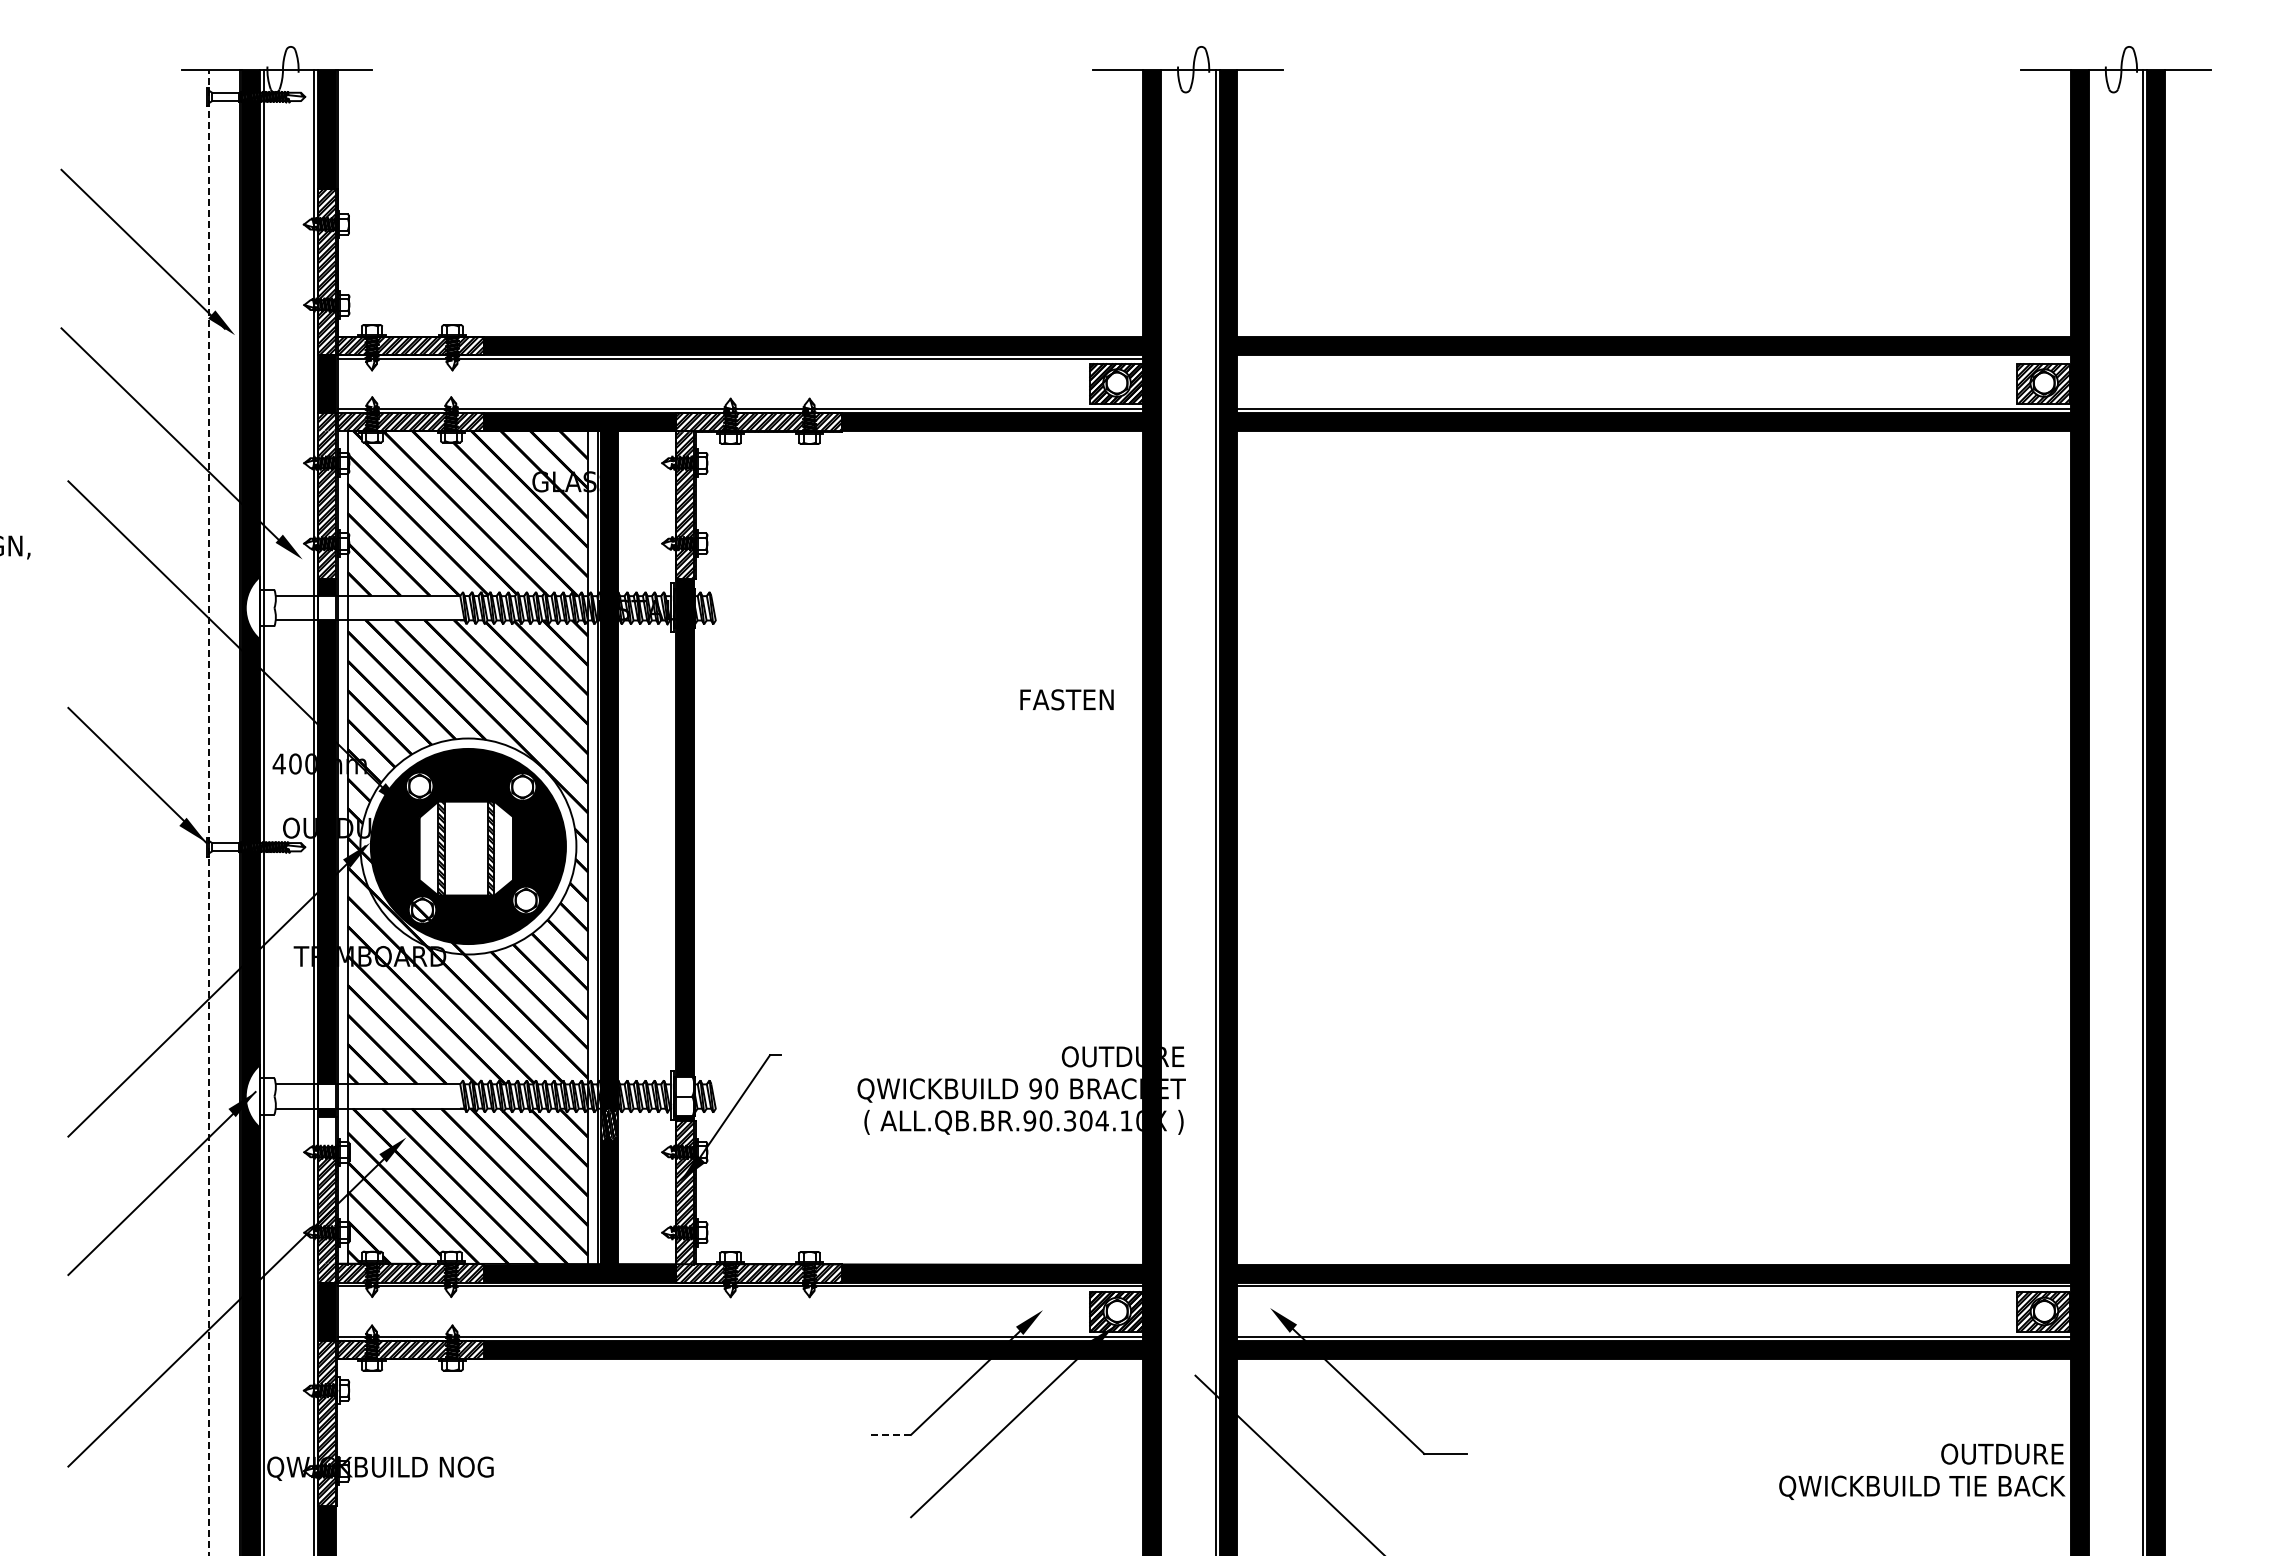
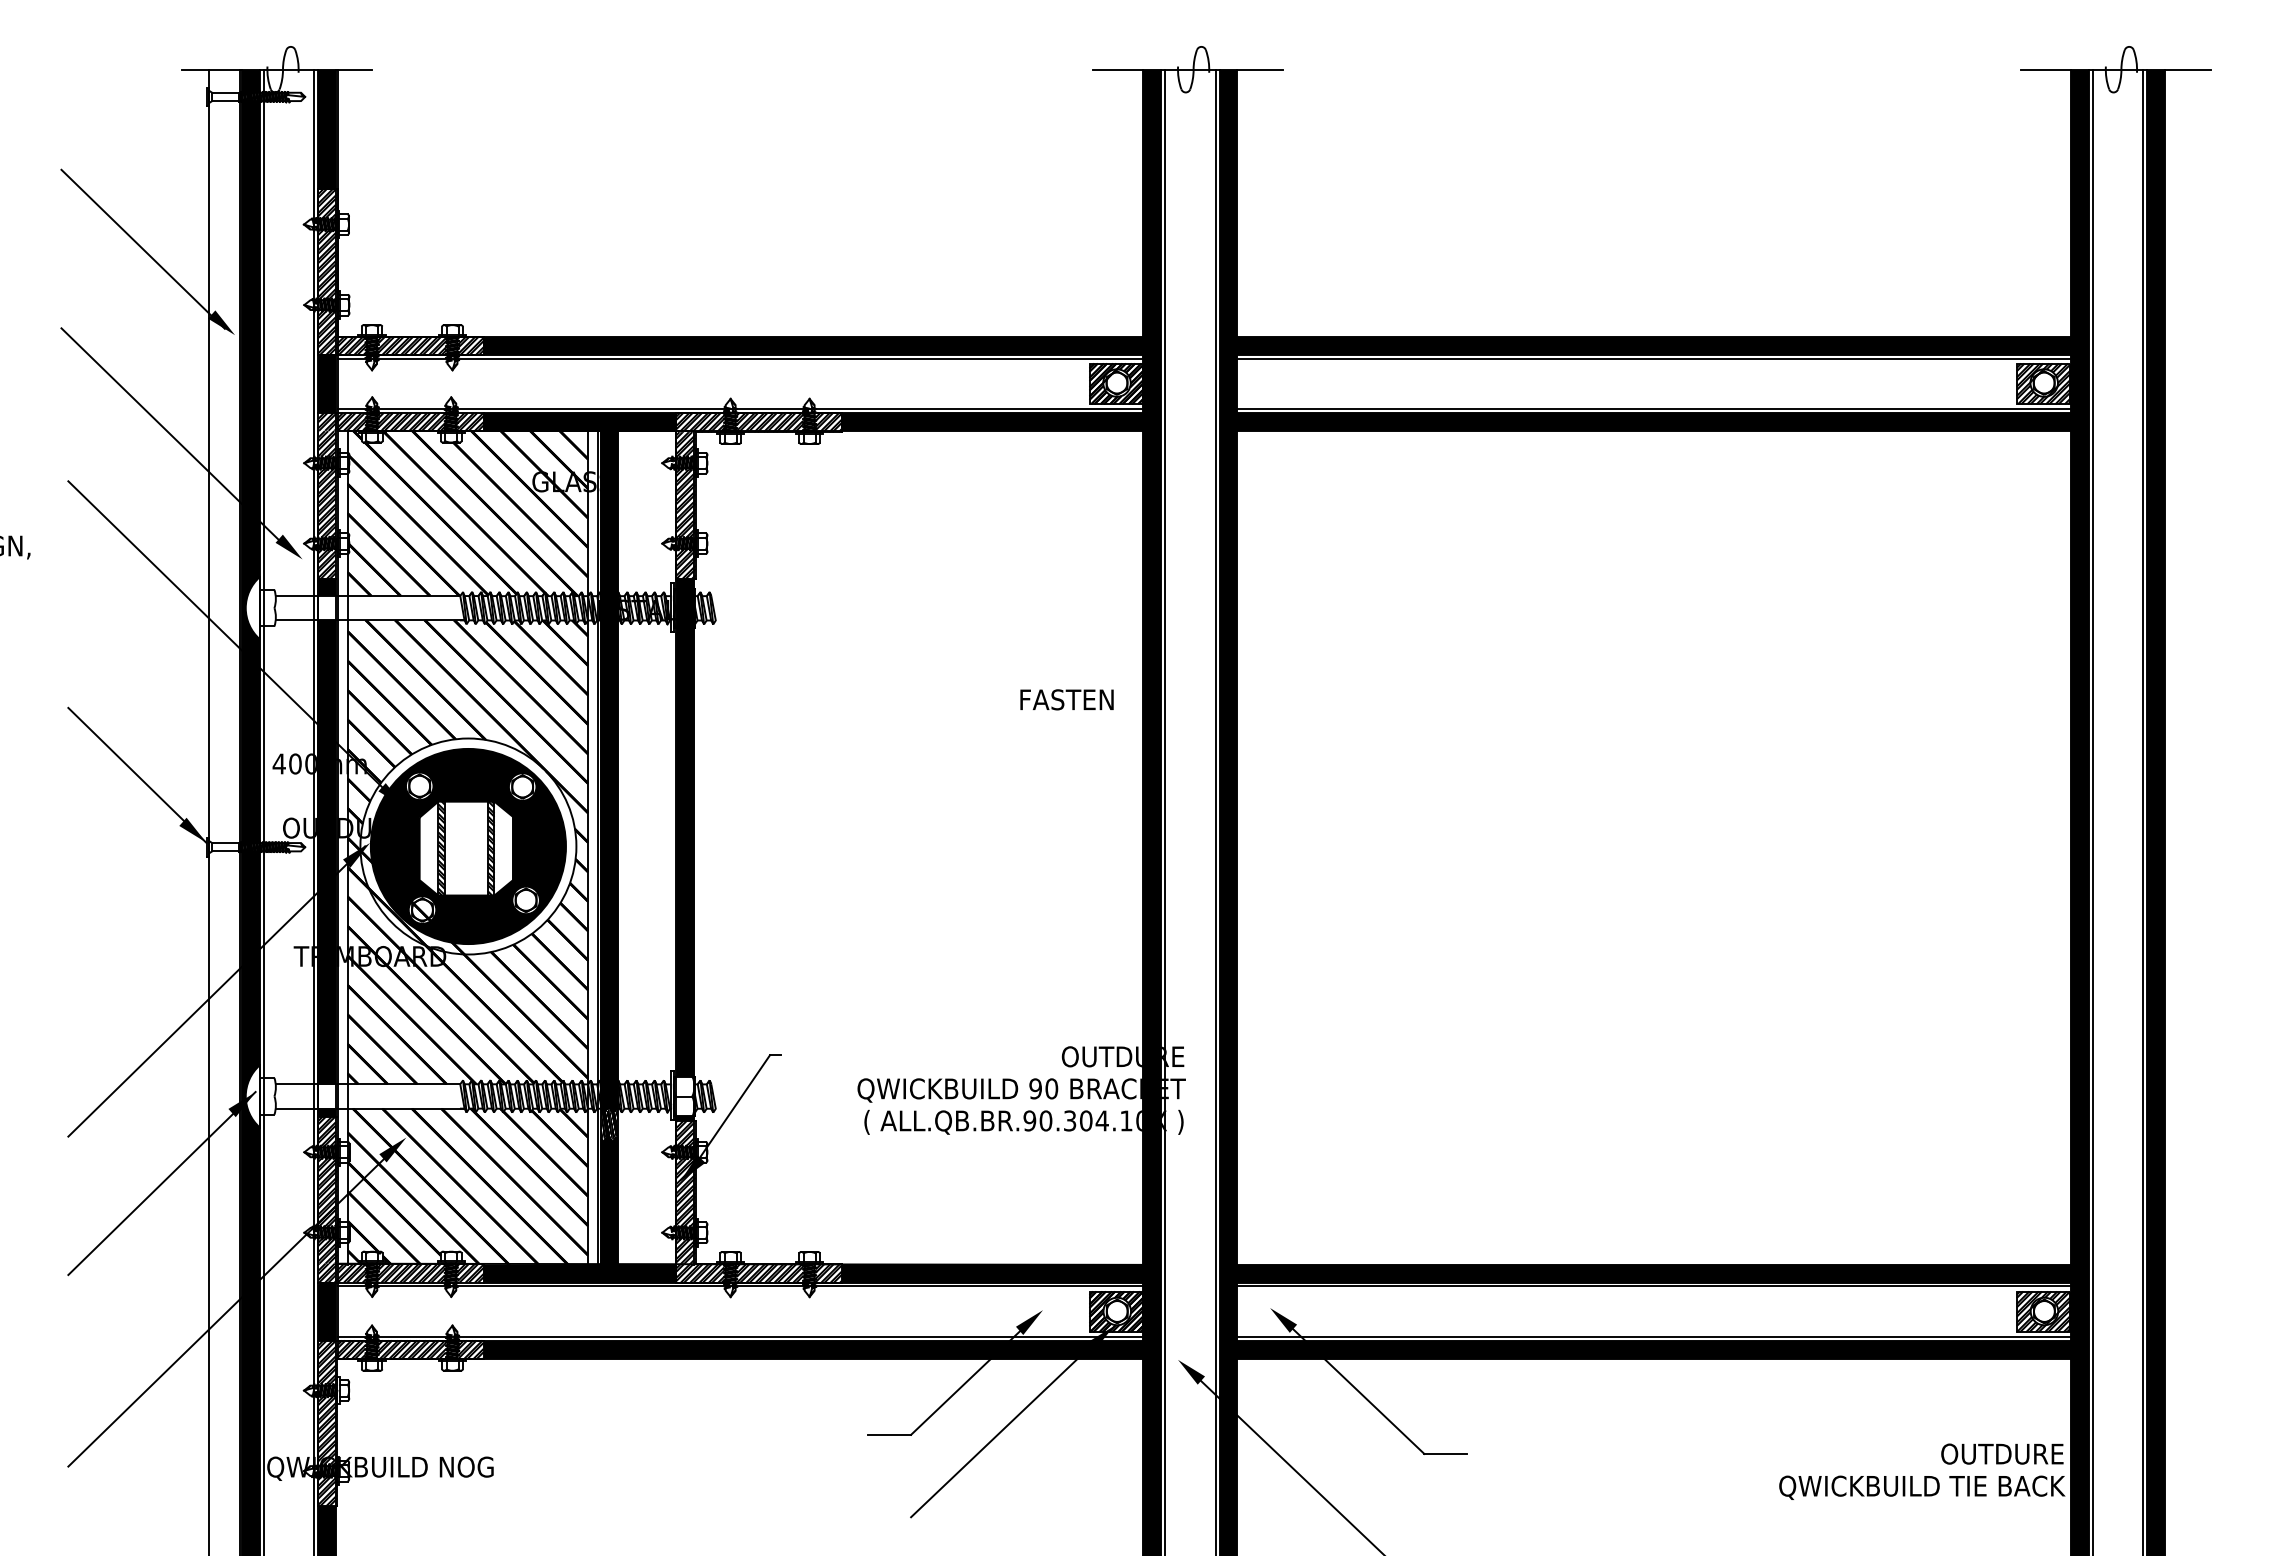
line: none -> present (1654, 358)
line: none -> present (1164, 810)
line: none -> present (2092, 810)
line: dashed -> solid (209, 812)
hatch: none -> present (326, 1131)
fill: none -> present (1191, 1371)
line: dashed -> solid (889, 1434)
